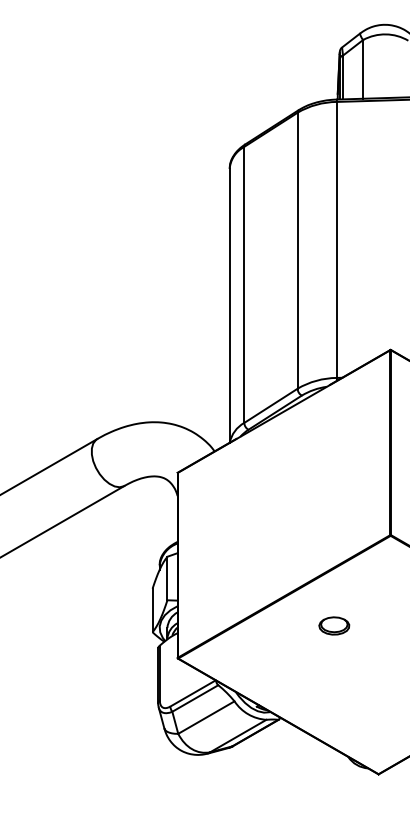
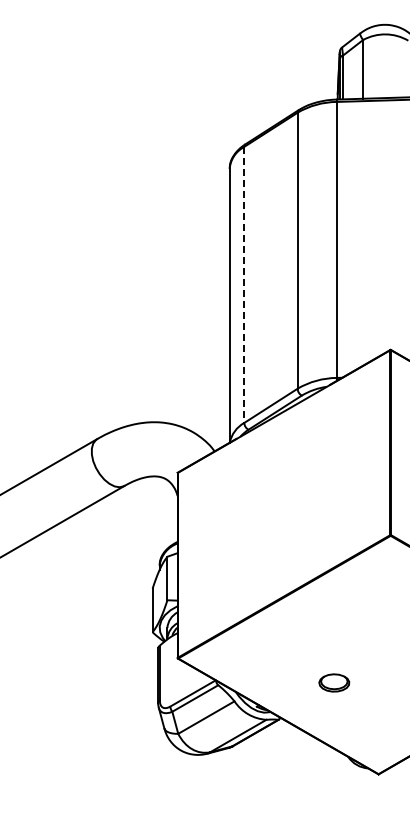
line: solid -> dashed (244, 285)
part position: (334, 625) -> (334, 682) (334, 682)
